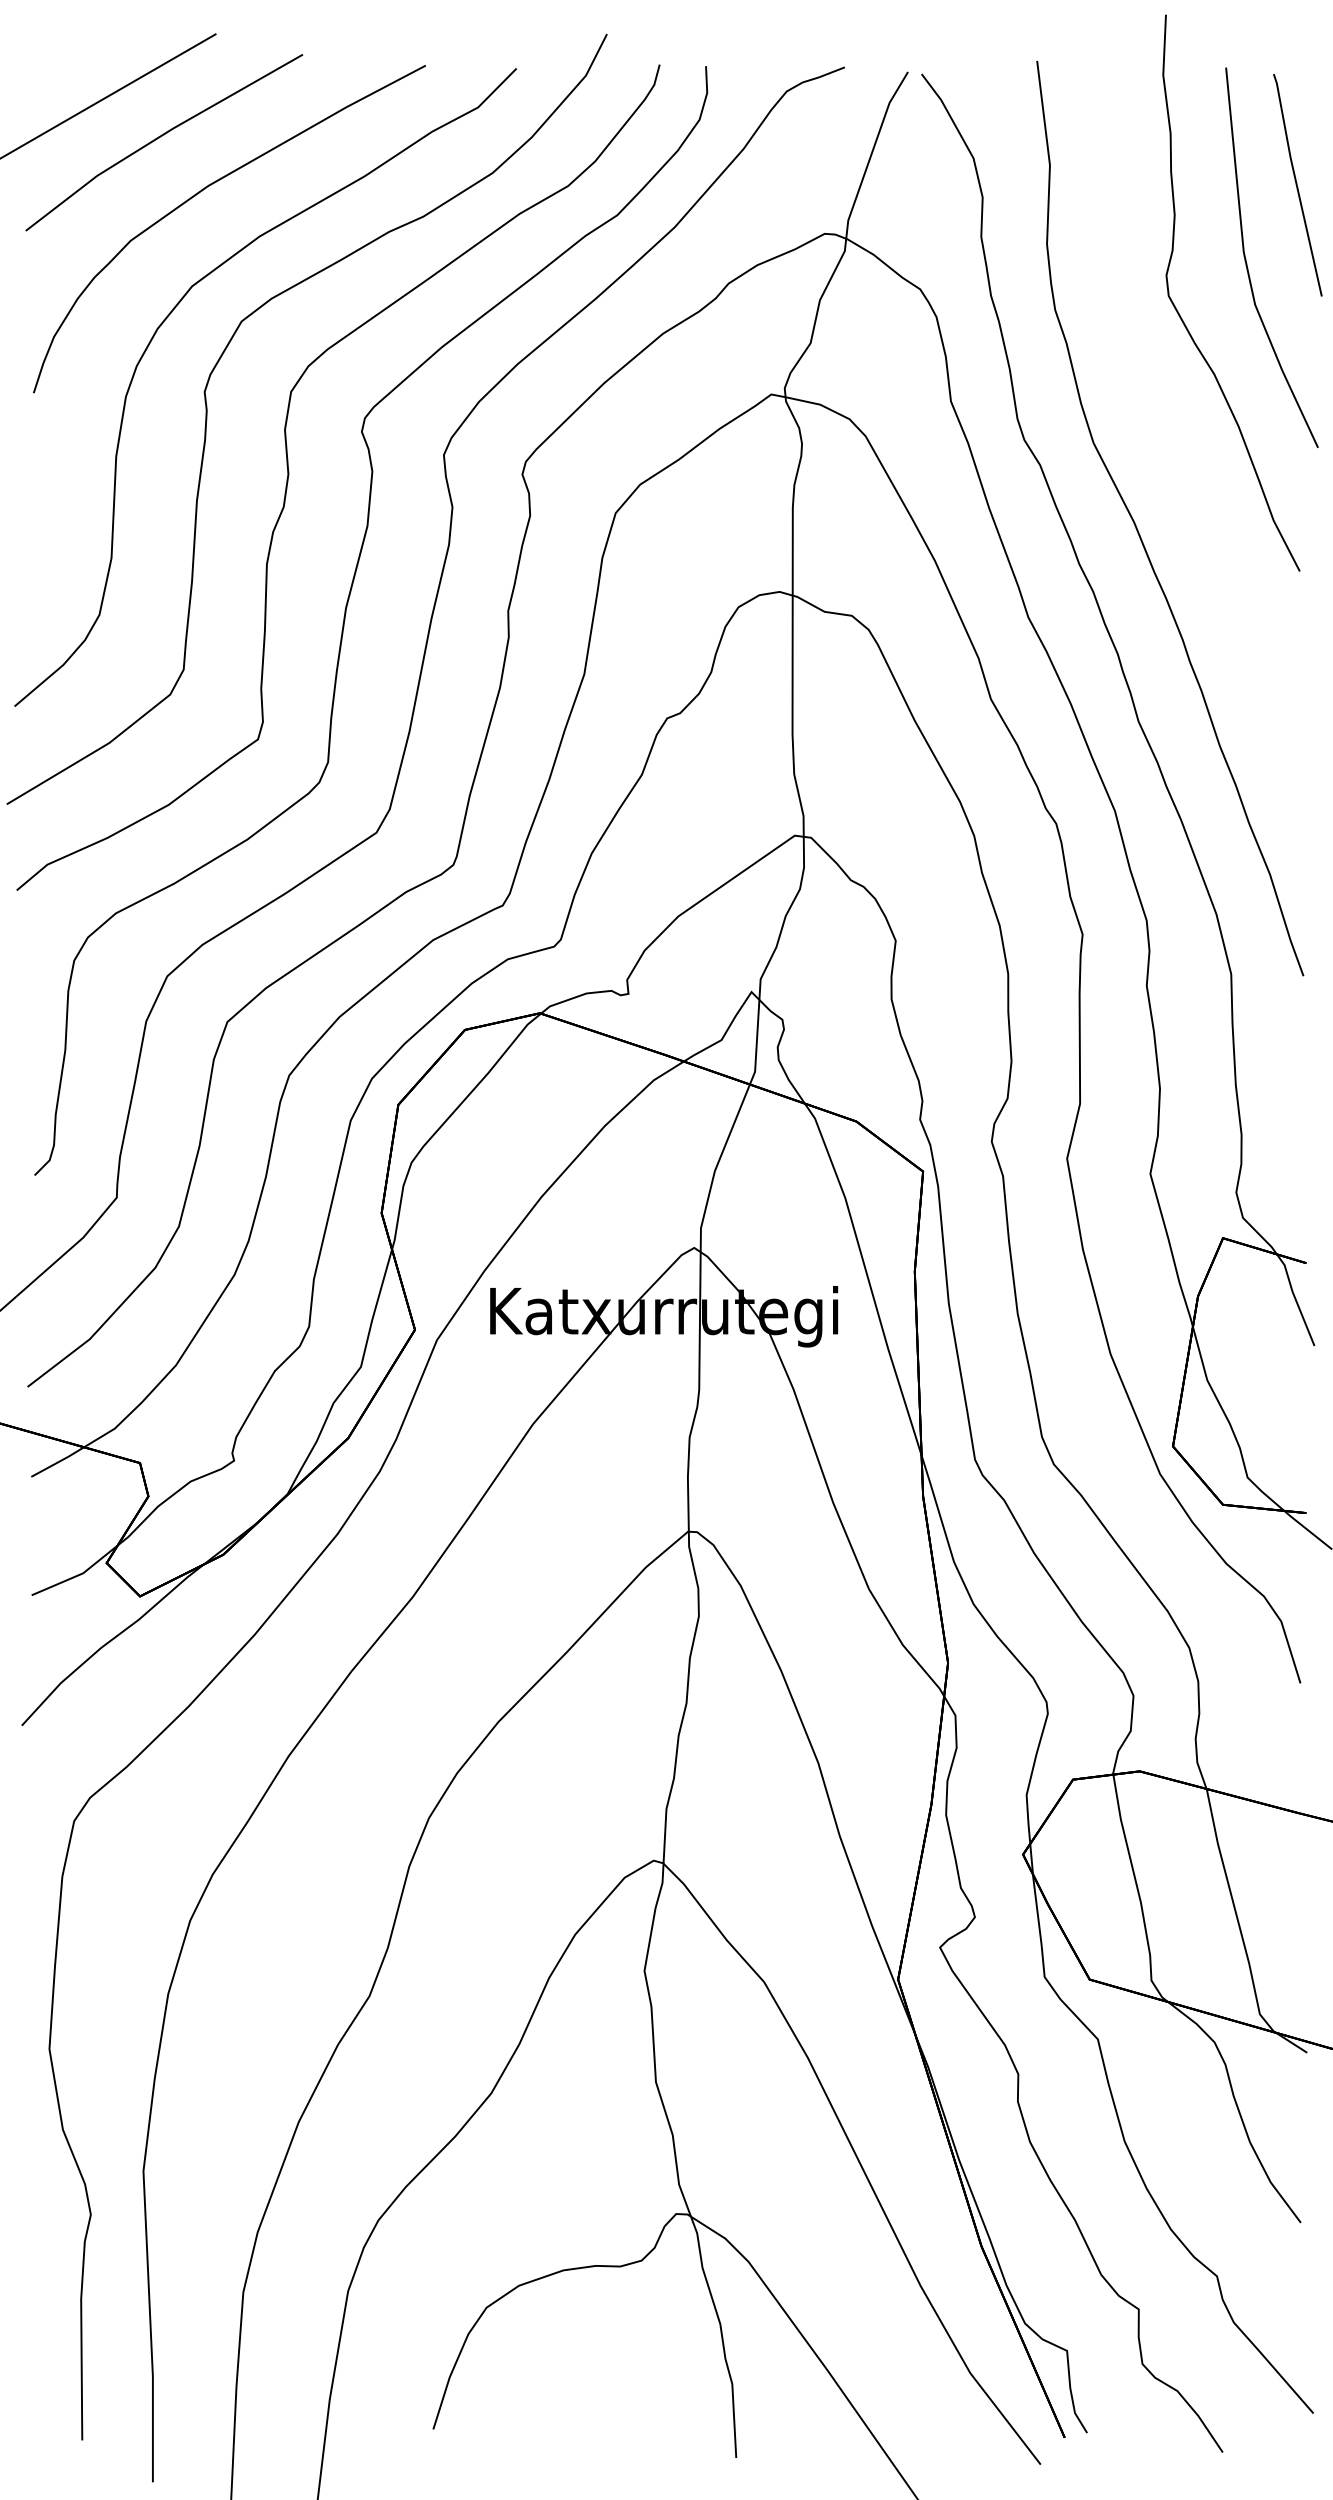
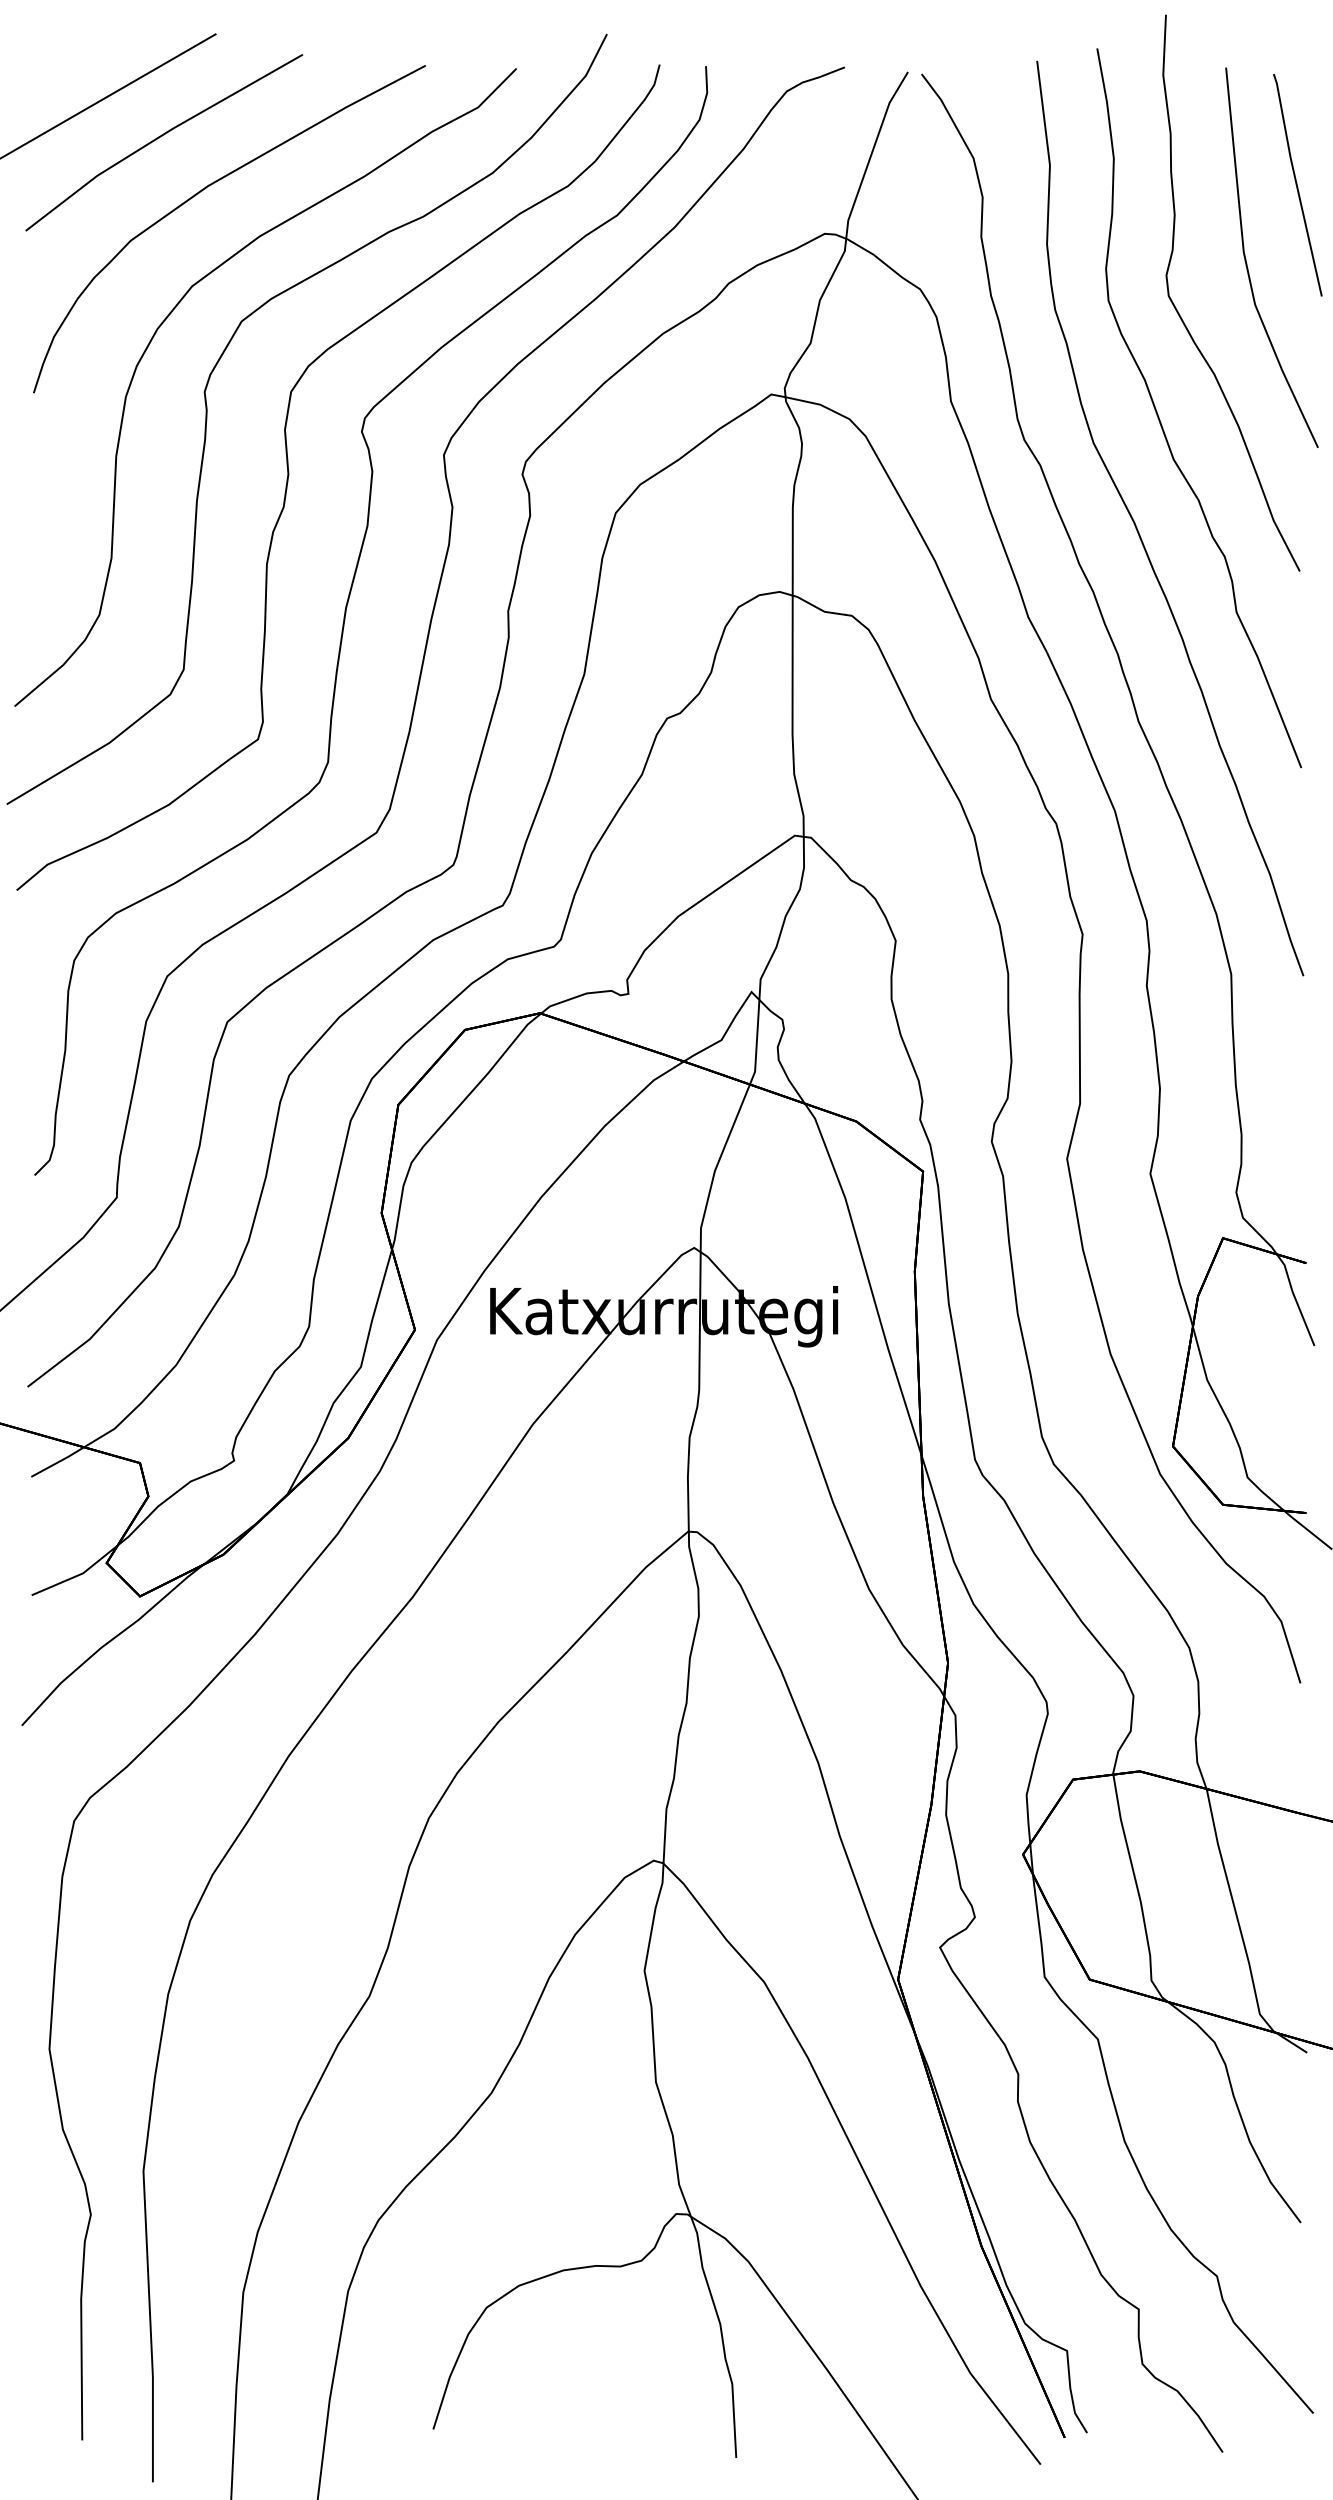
curve: none -> present (1161, 422)
